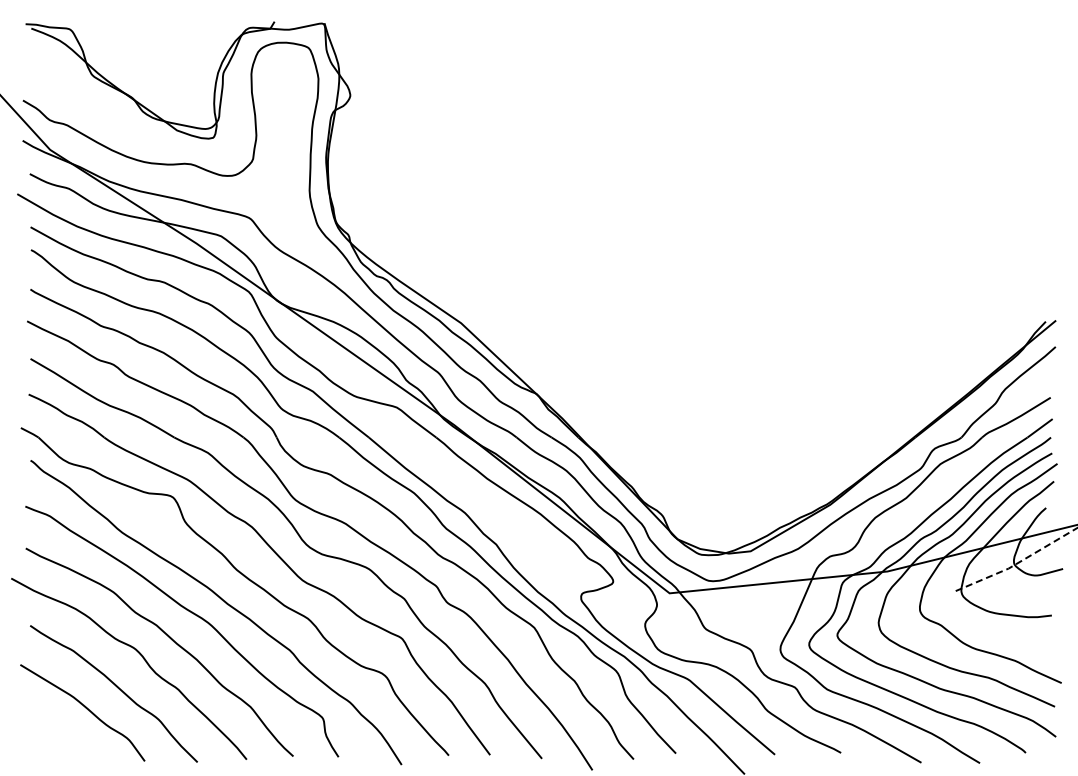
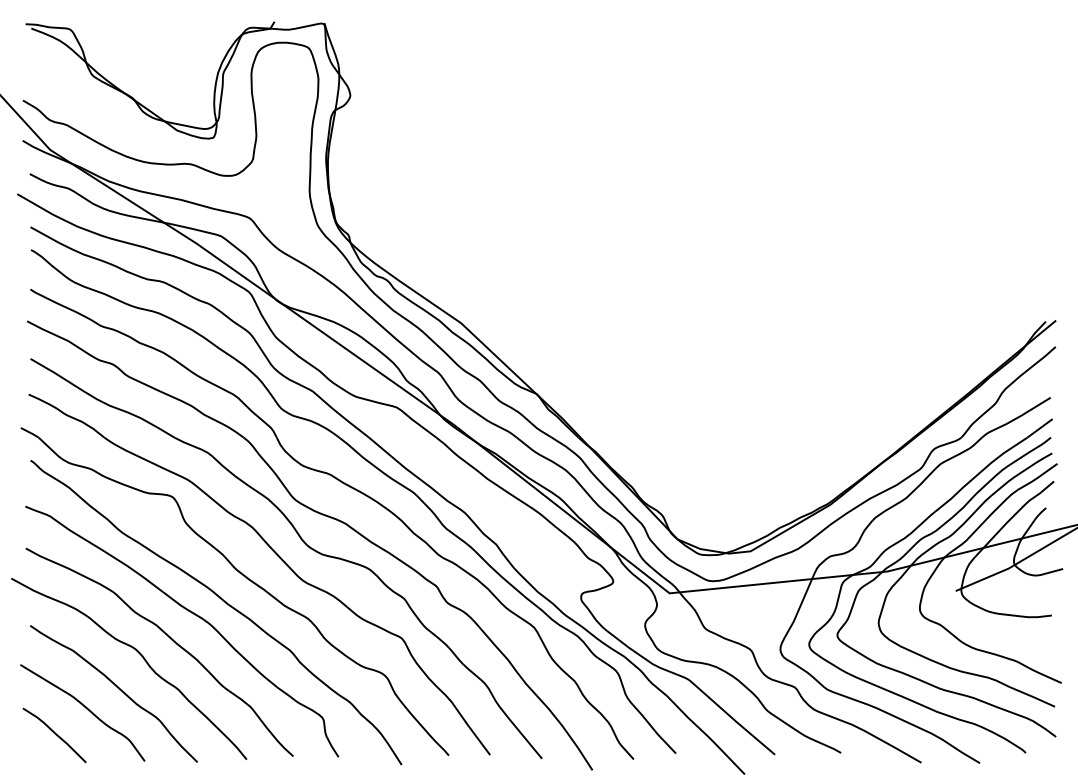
line: dashed -> solid (1018, 563)
curve: none -> present (54, 734)
